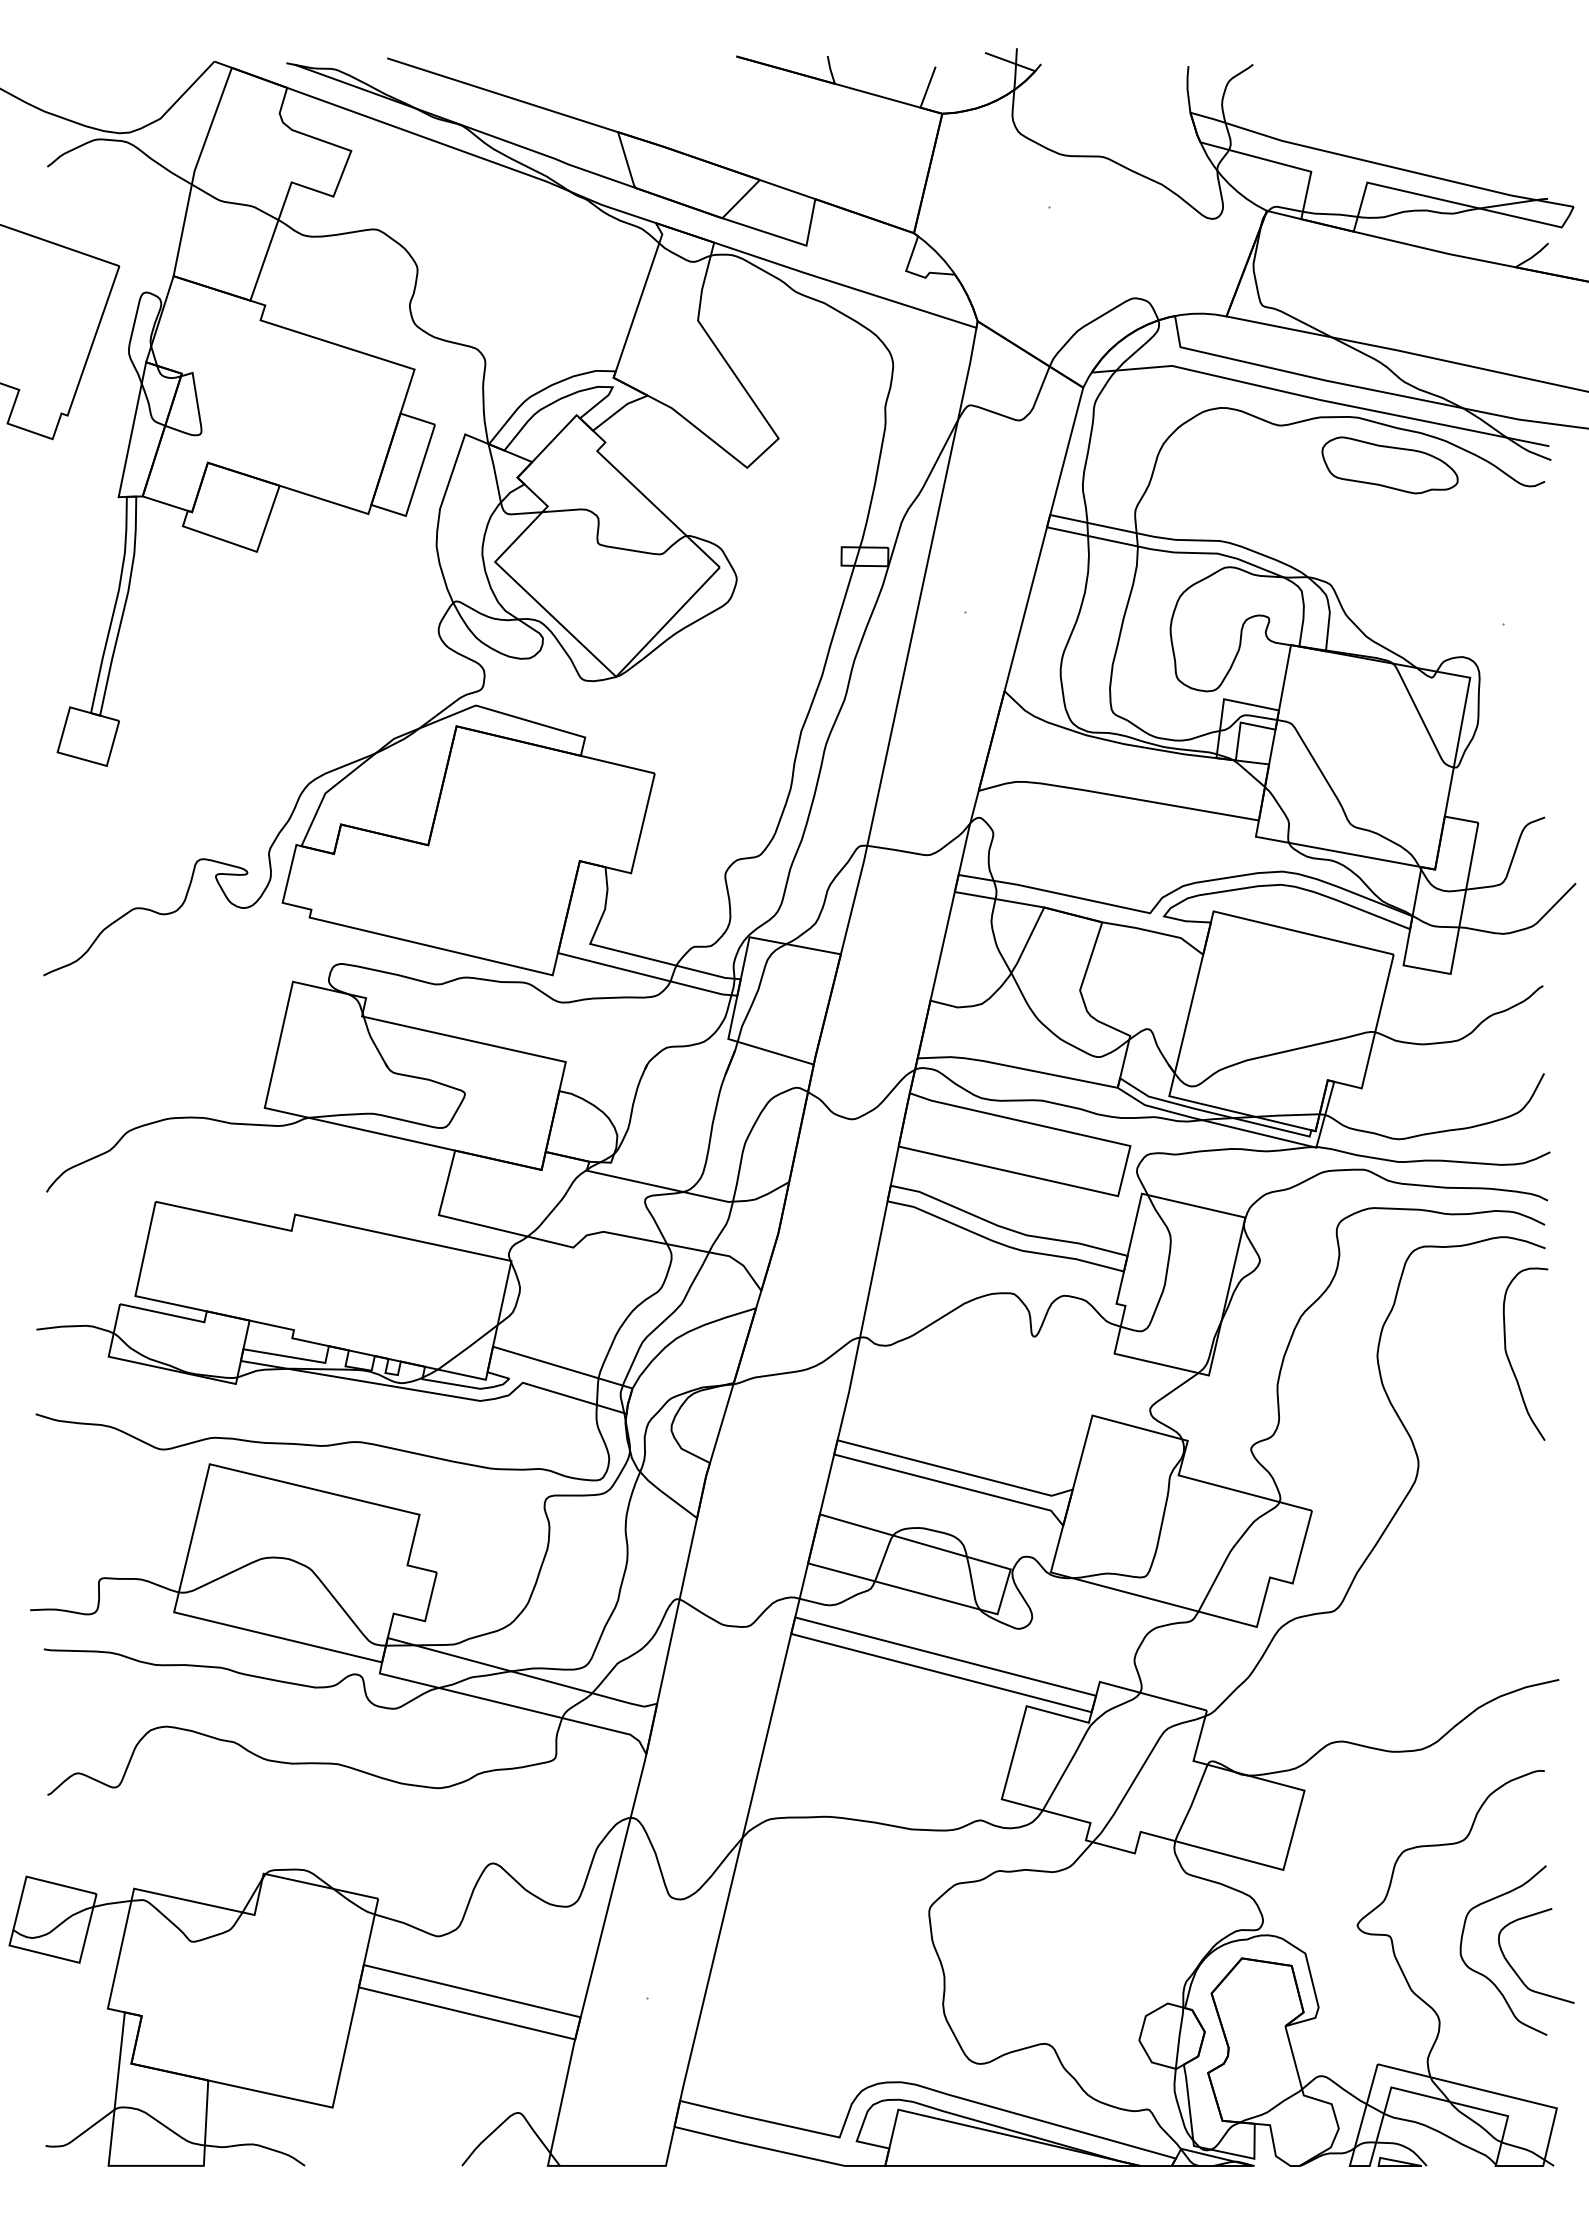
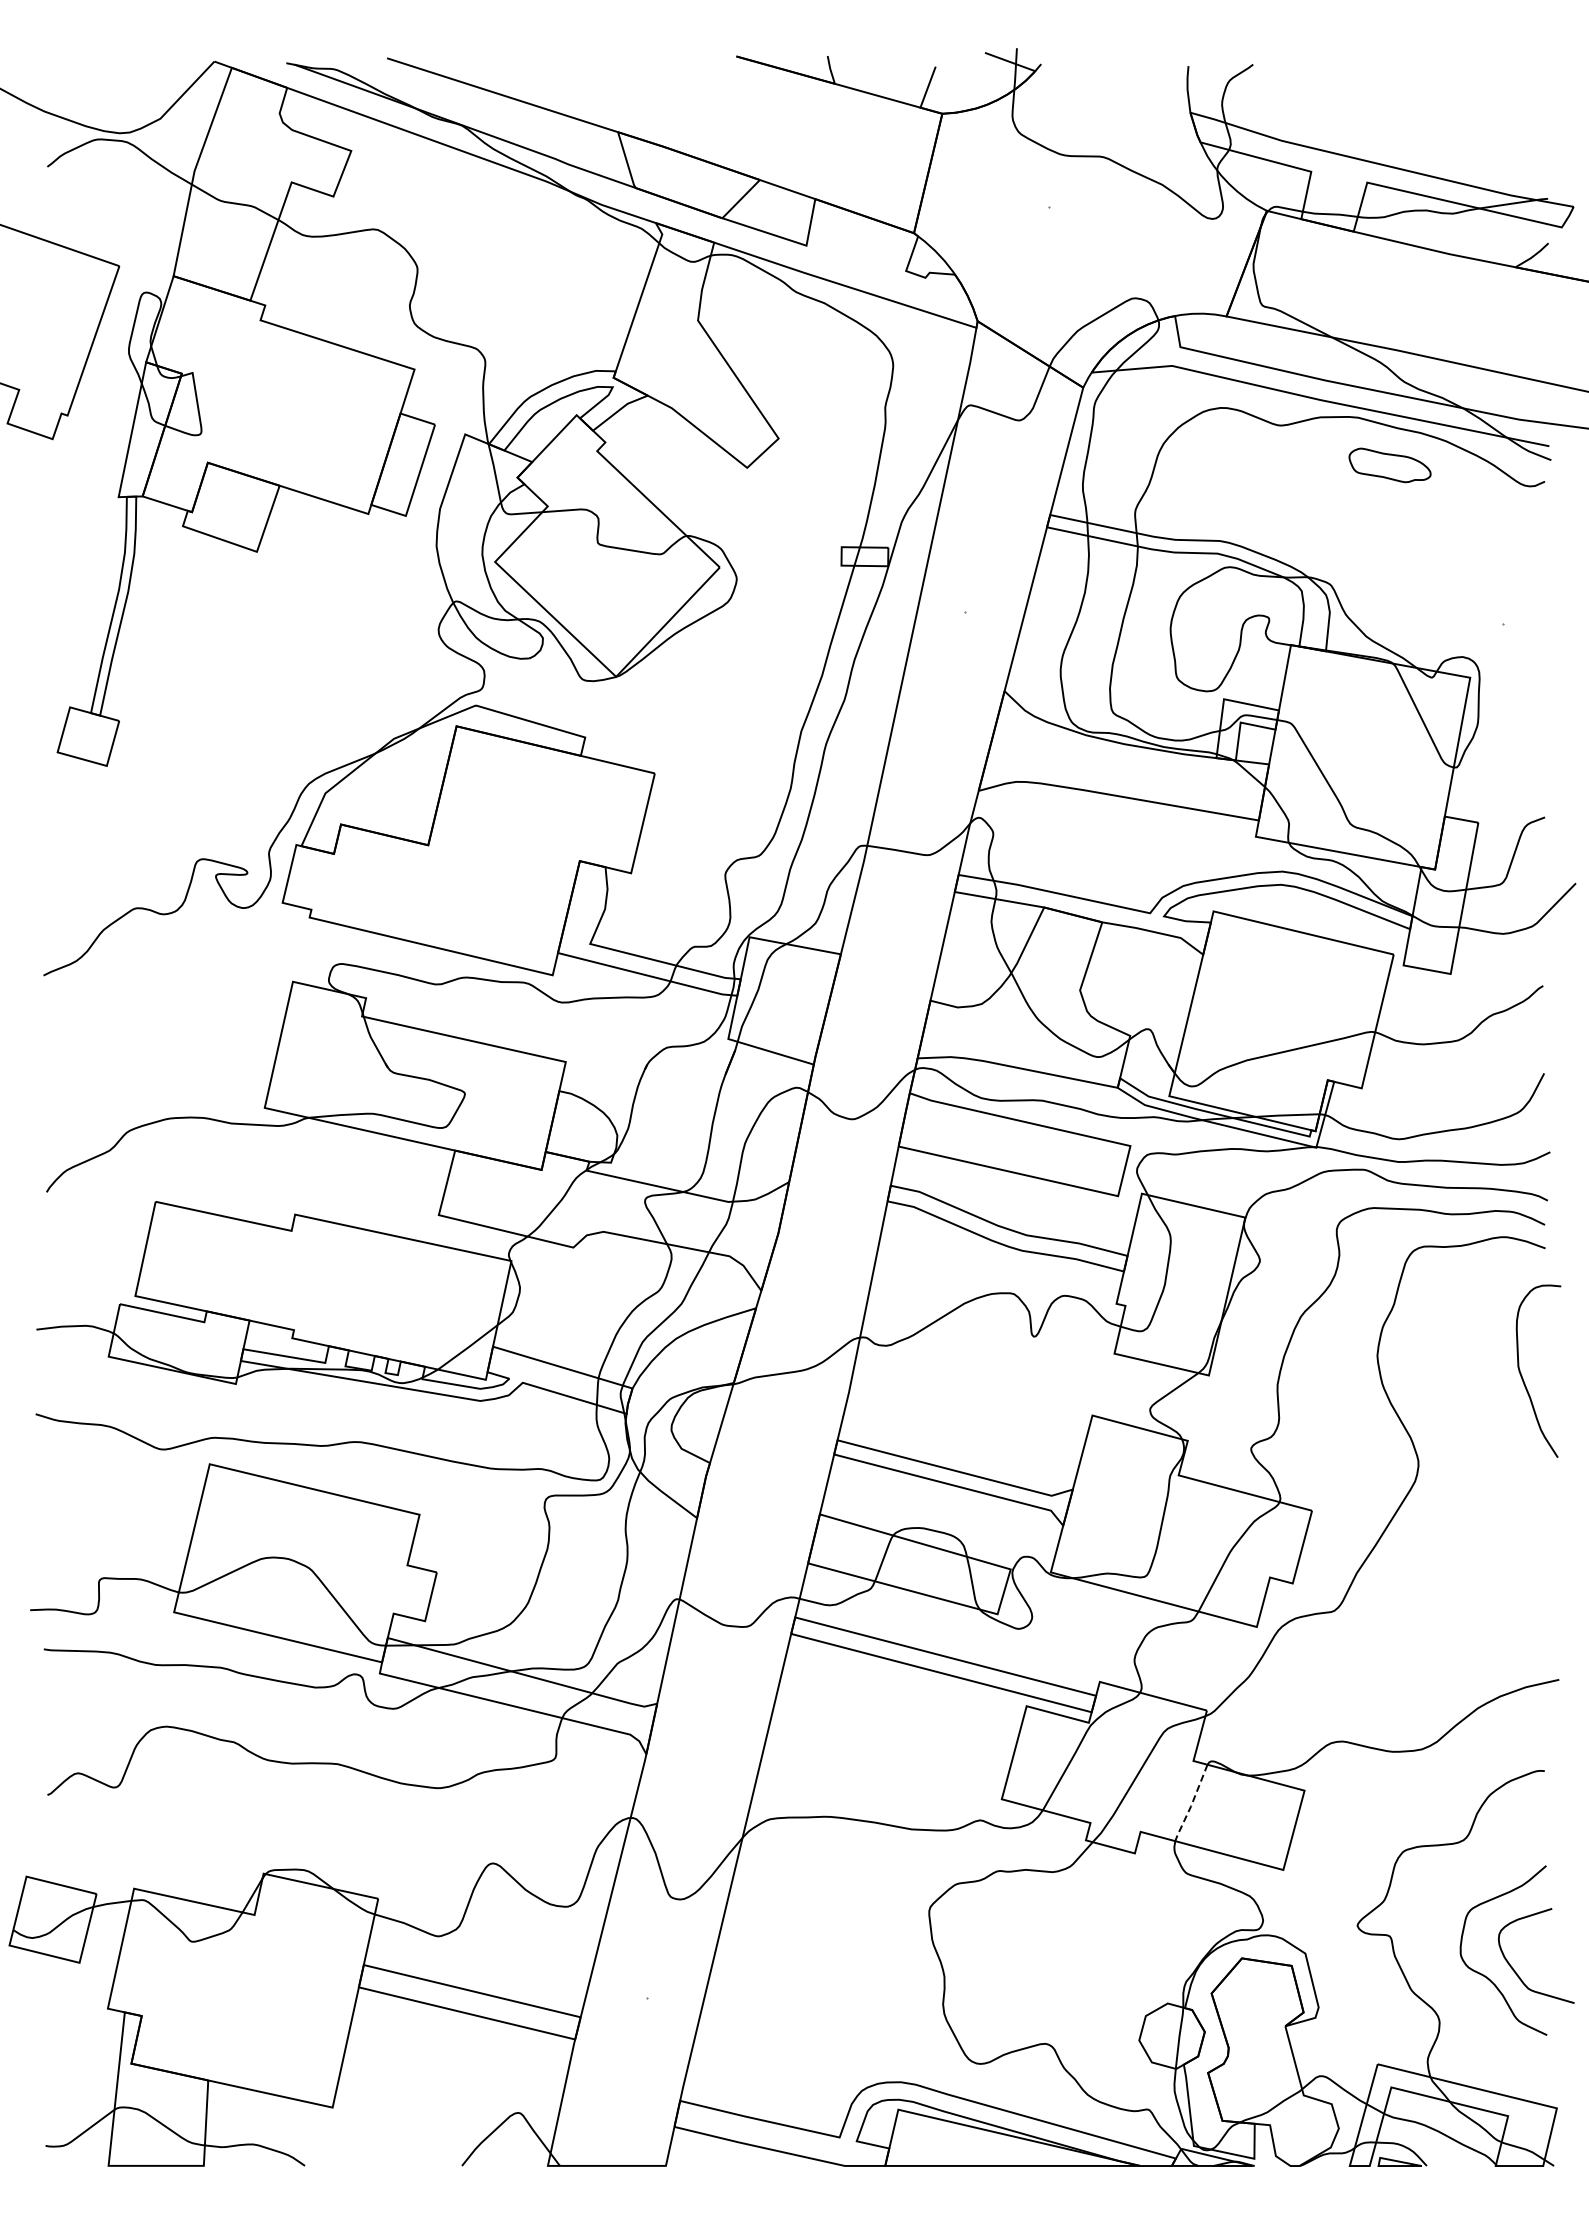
part size: 138x59 px -> 84x37 px (1389, 465)
curve position: (1509, 1358) -> (1522, 1375) (1522, 1375)
line: solid -> dashed (1191, 1804)
